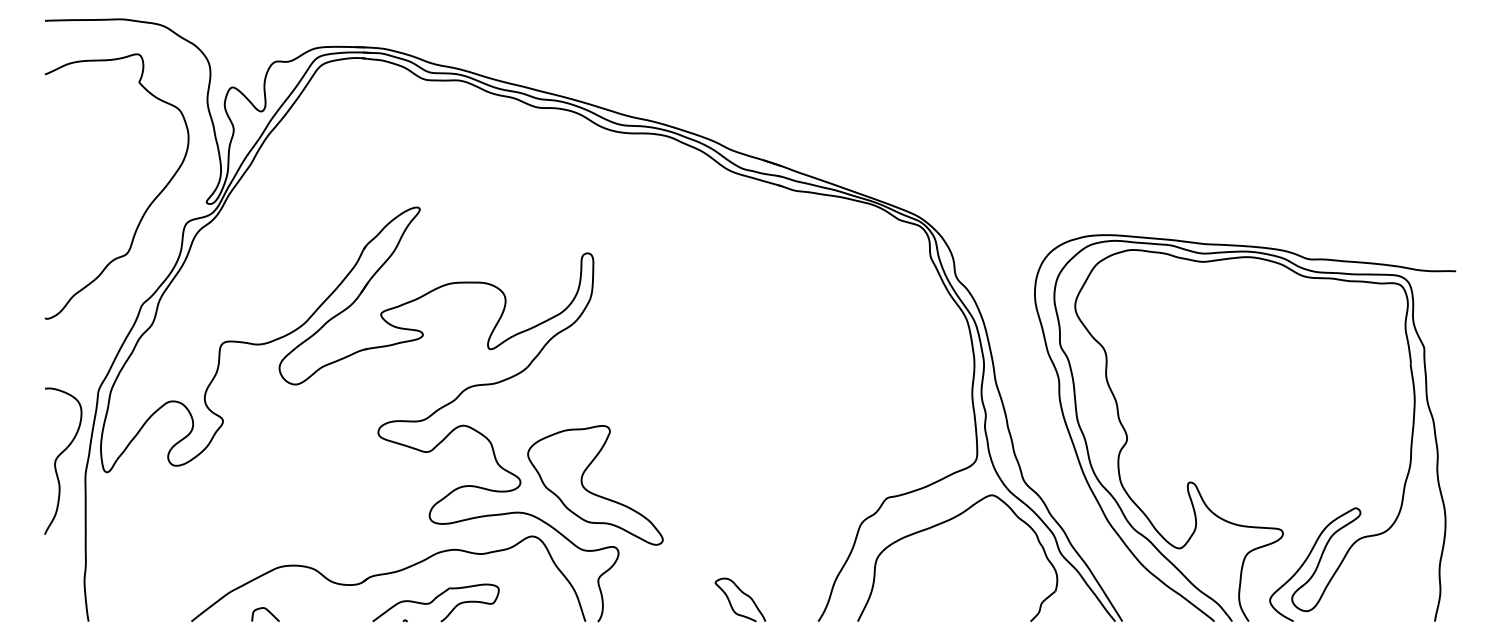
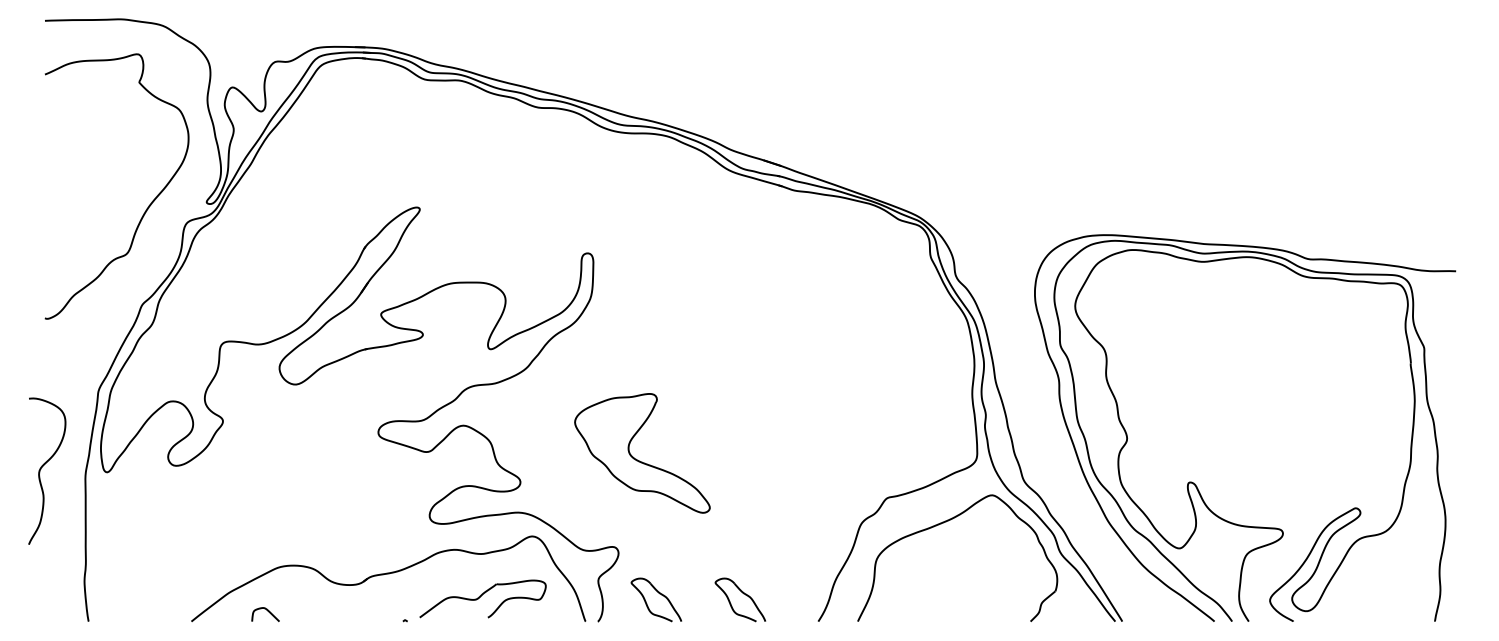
curve position: (59, 456) -> (43, 466) (43, 466)
part position: (592, 492) -> (639, 460) (639, 460)
part: none -> present (656, 599)
part position: (435, 602) -> (482, 598) (482, 598)
